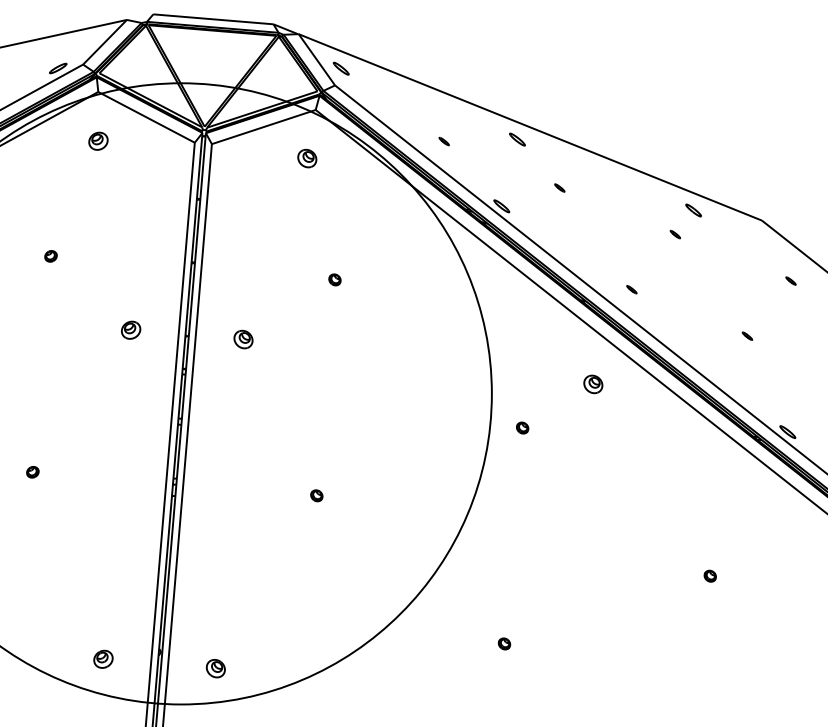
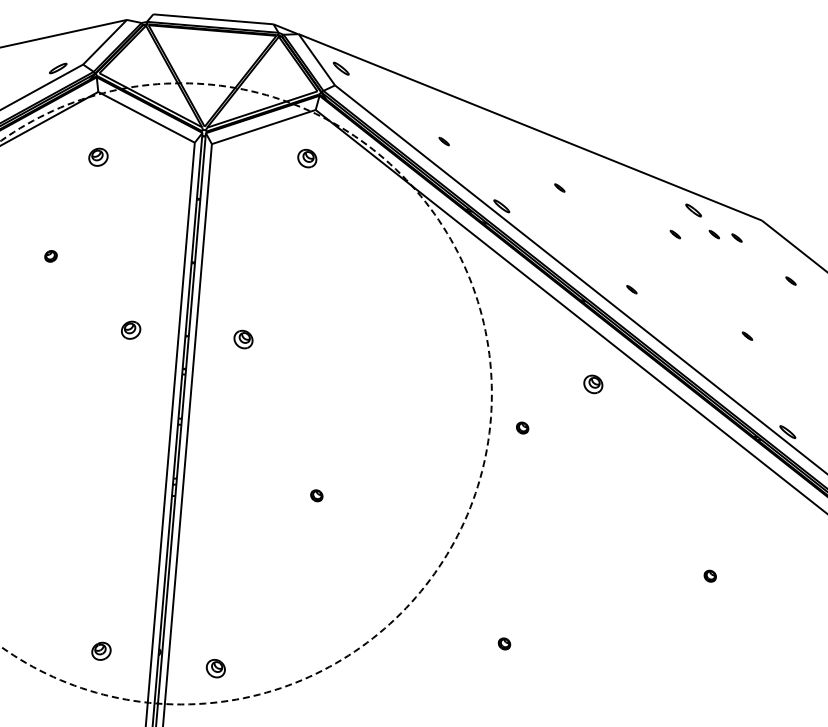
part: present -> none (517, 139)
part position: (98, 140) -> (98, 156) (98, 156)
part: none -> present (713, 234)
part: none -> present (736, 237)
part: present -> none (334, 279)
circle: solid -> dashed (245, 393)
part: present -> none (32, 472)
part position: (103, 658) -> (101, 650) (101, 650)
